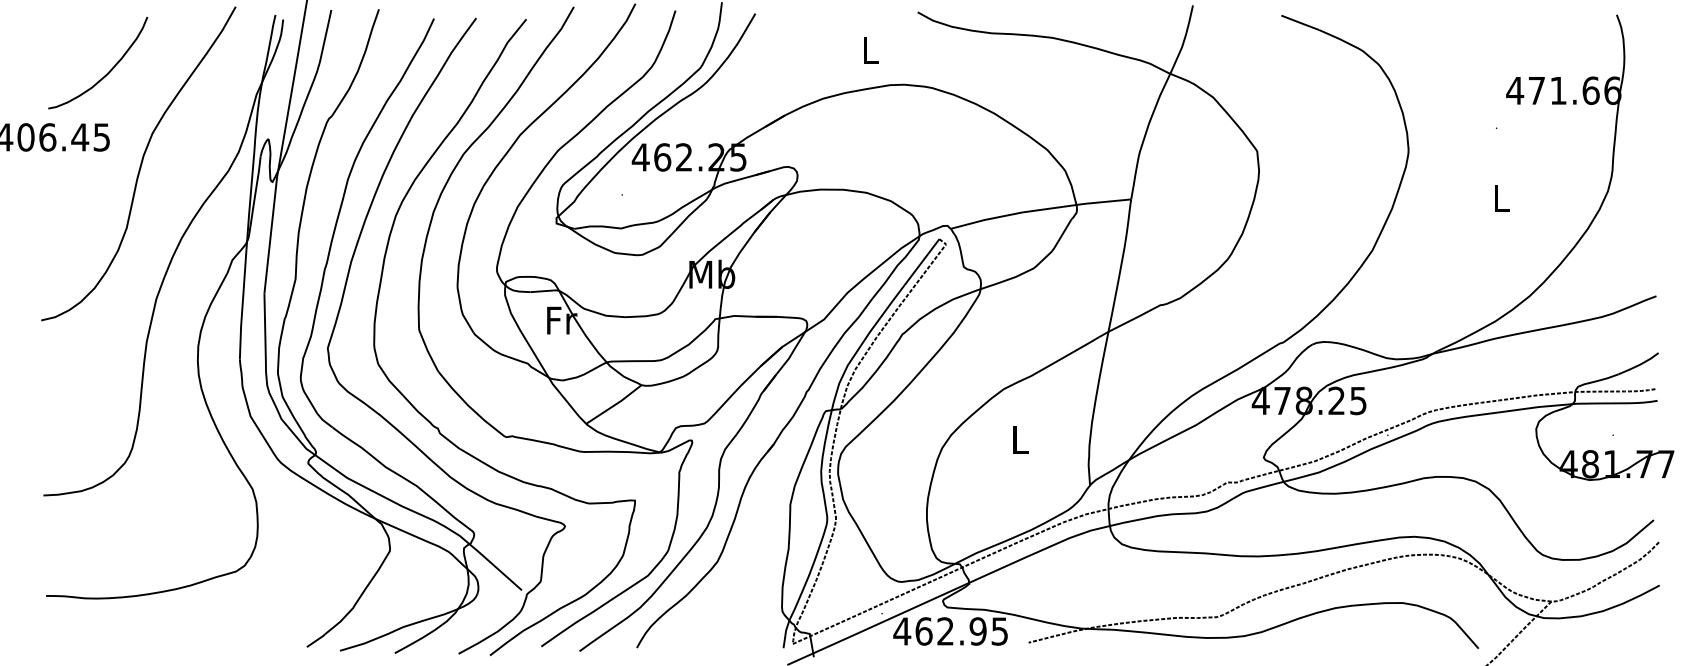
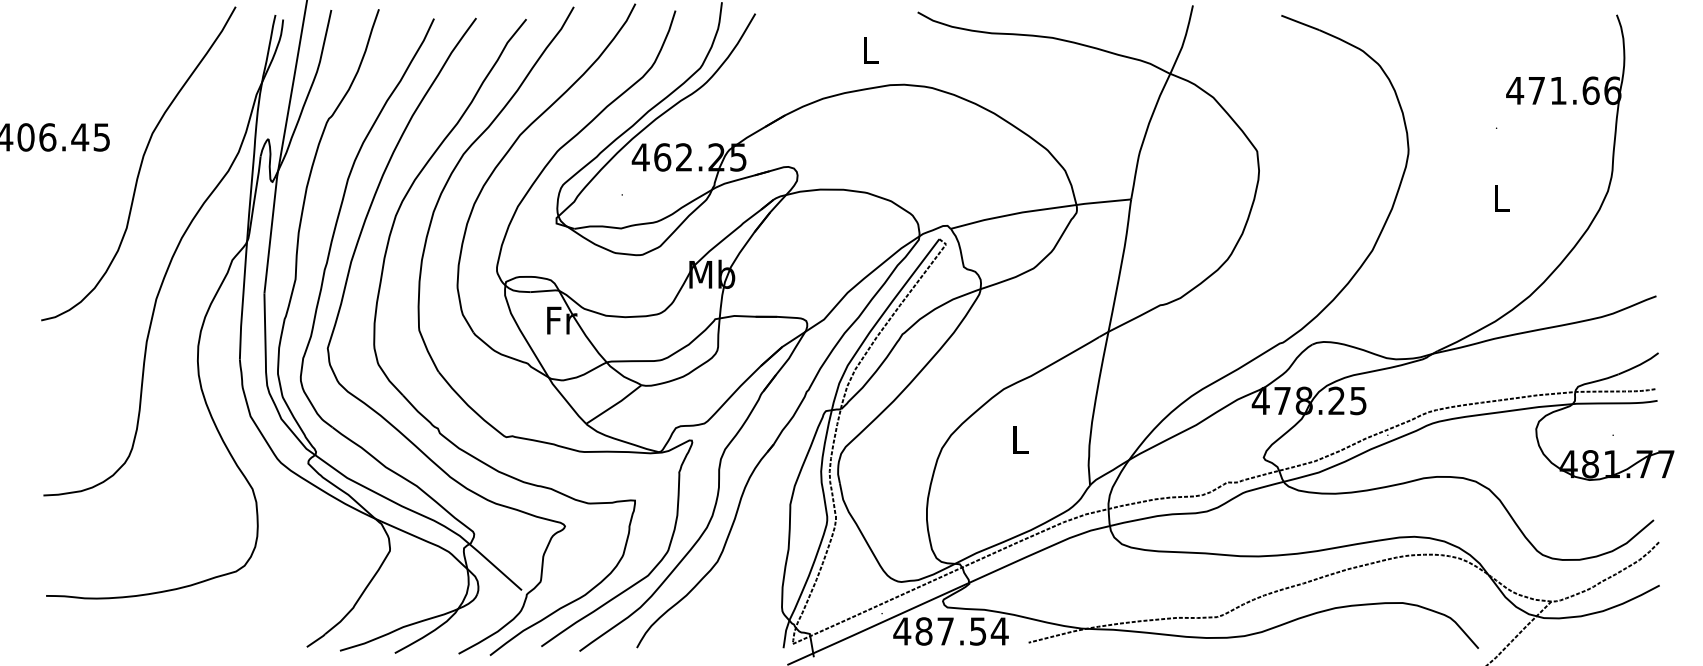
curve: present -> none (108, 71)
text: 462.95 -> 487.54 (961, 631)
